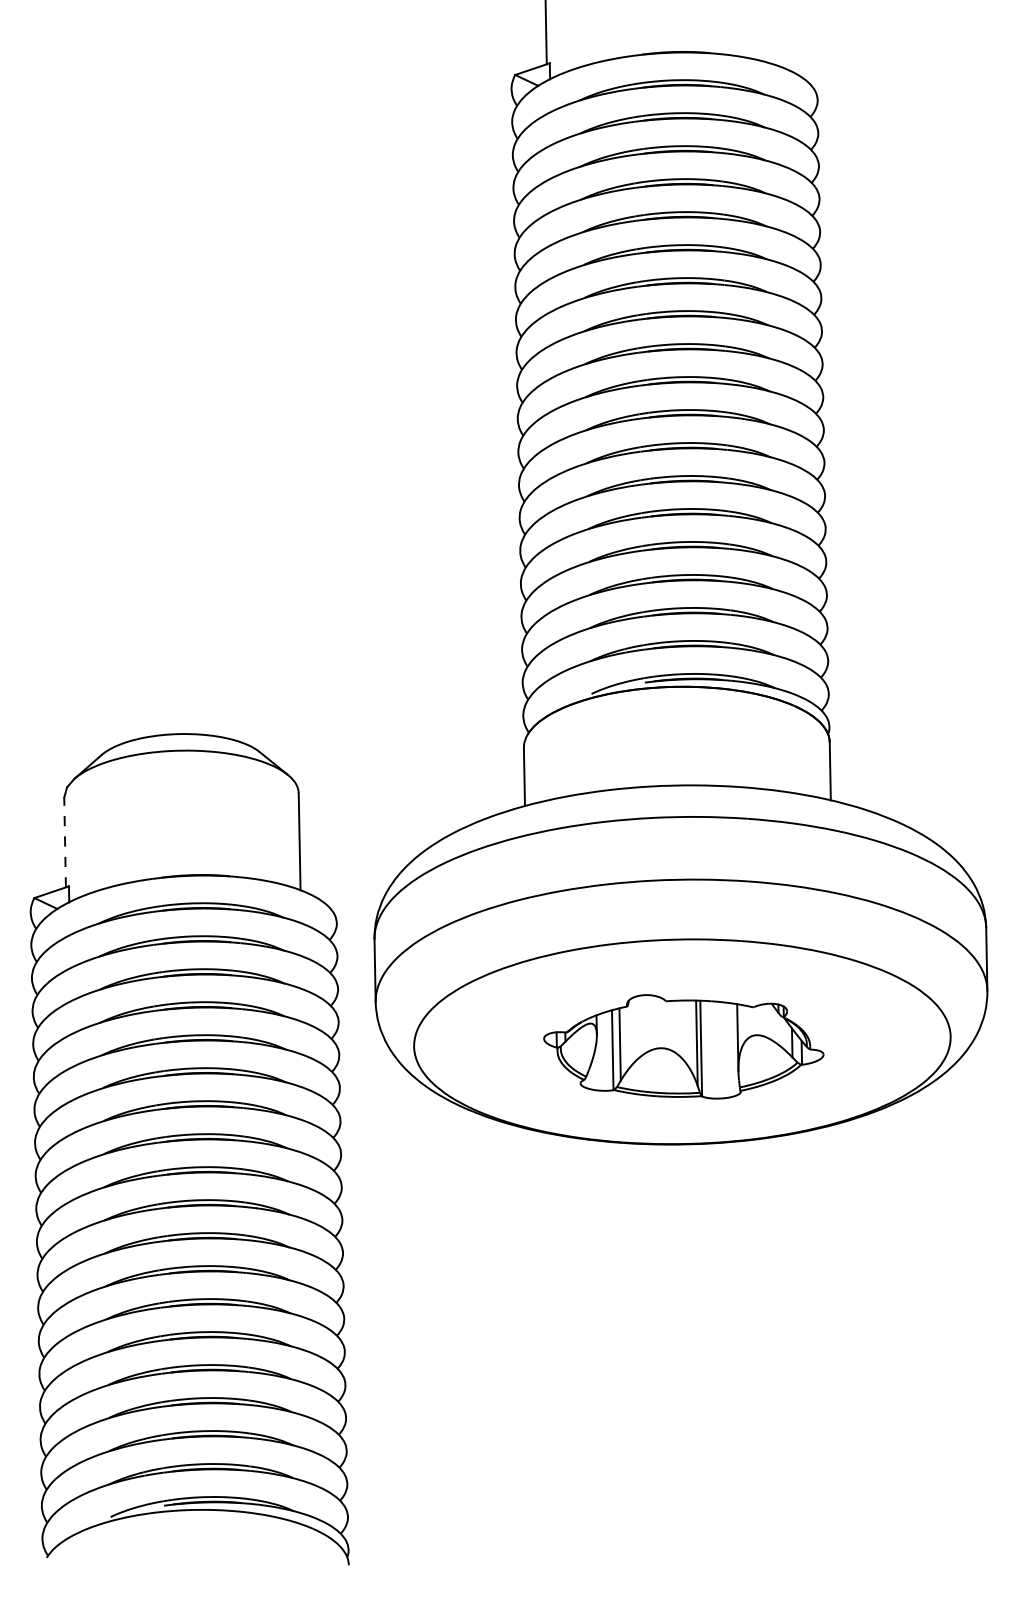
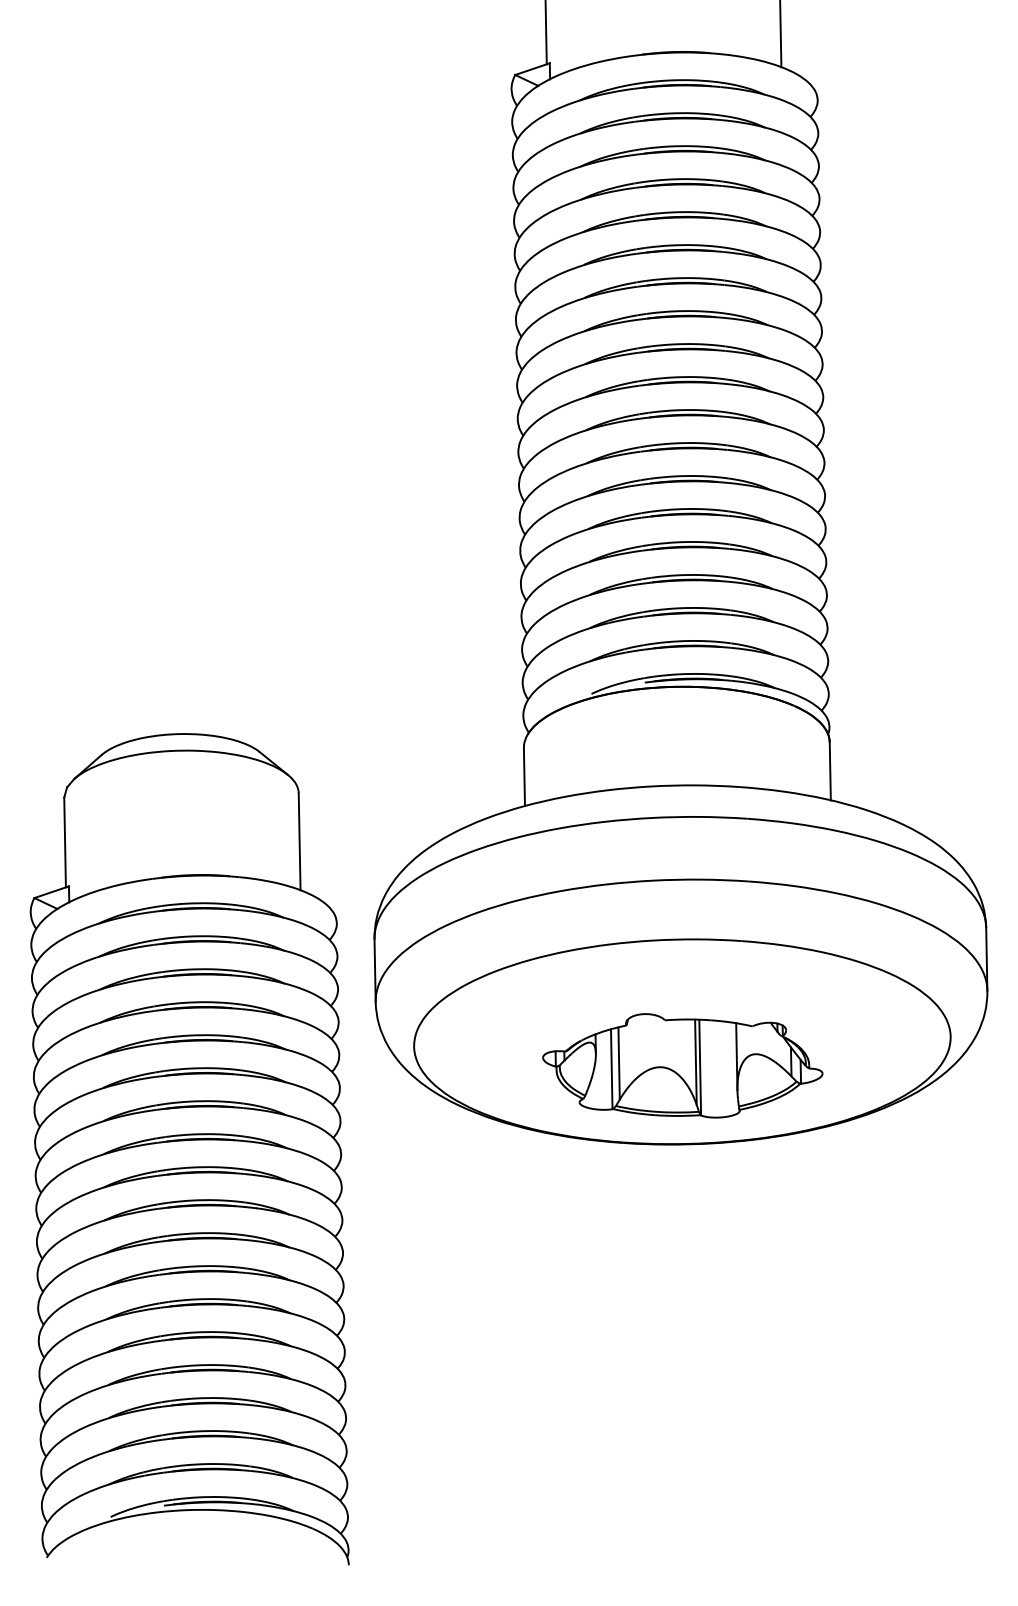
line: none -> present (780, 34)
line: dashed -> solid (65, 842)
part position: (683, 1046) -> (682, 1065) (682, 1065)
